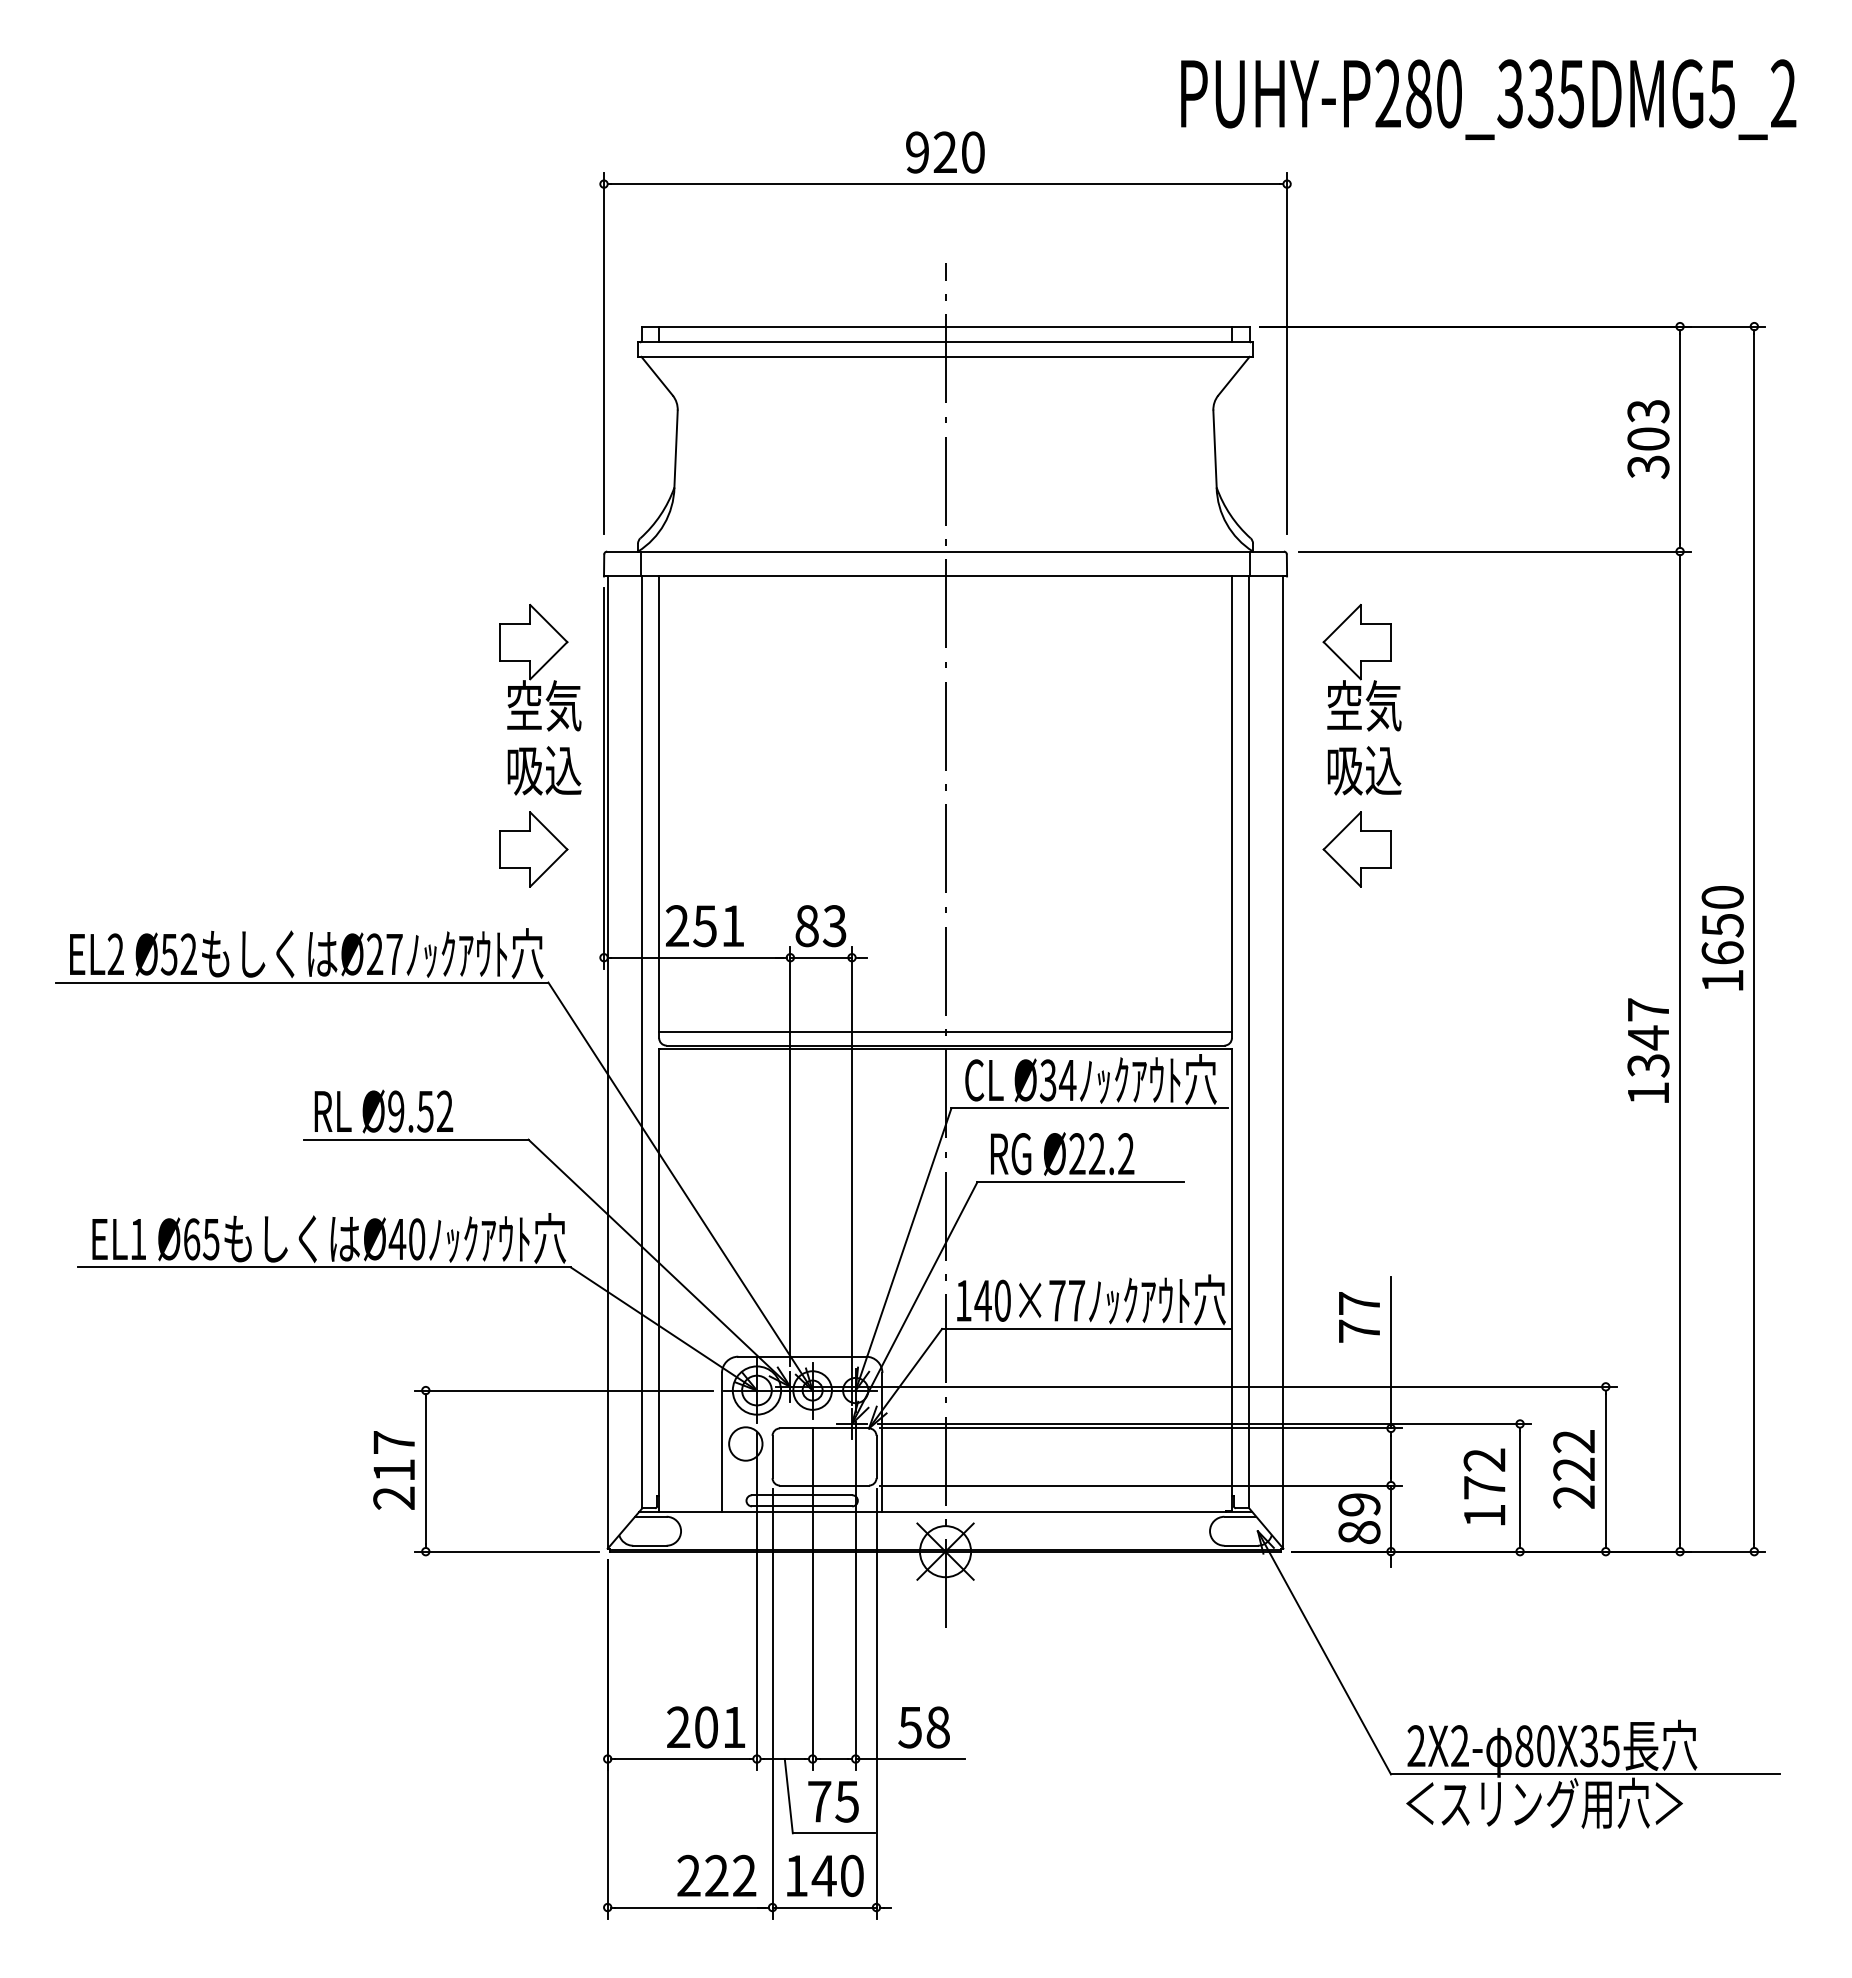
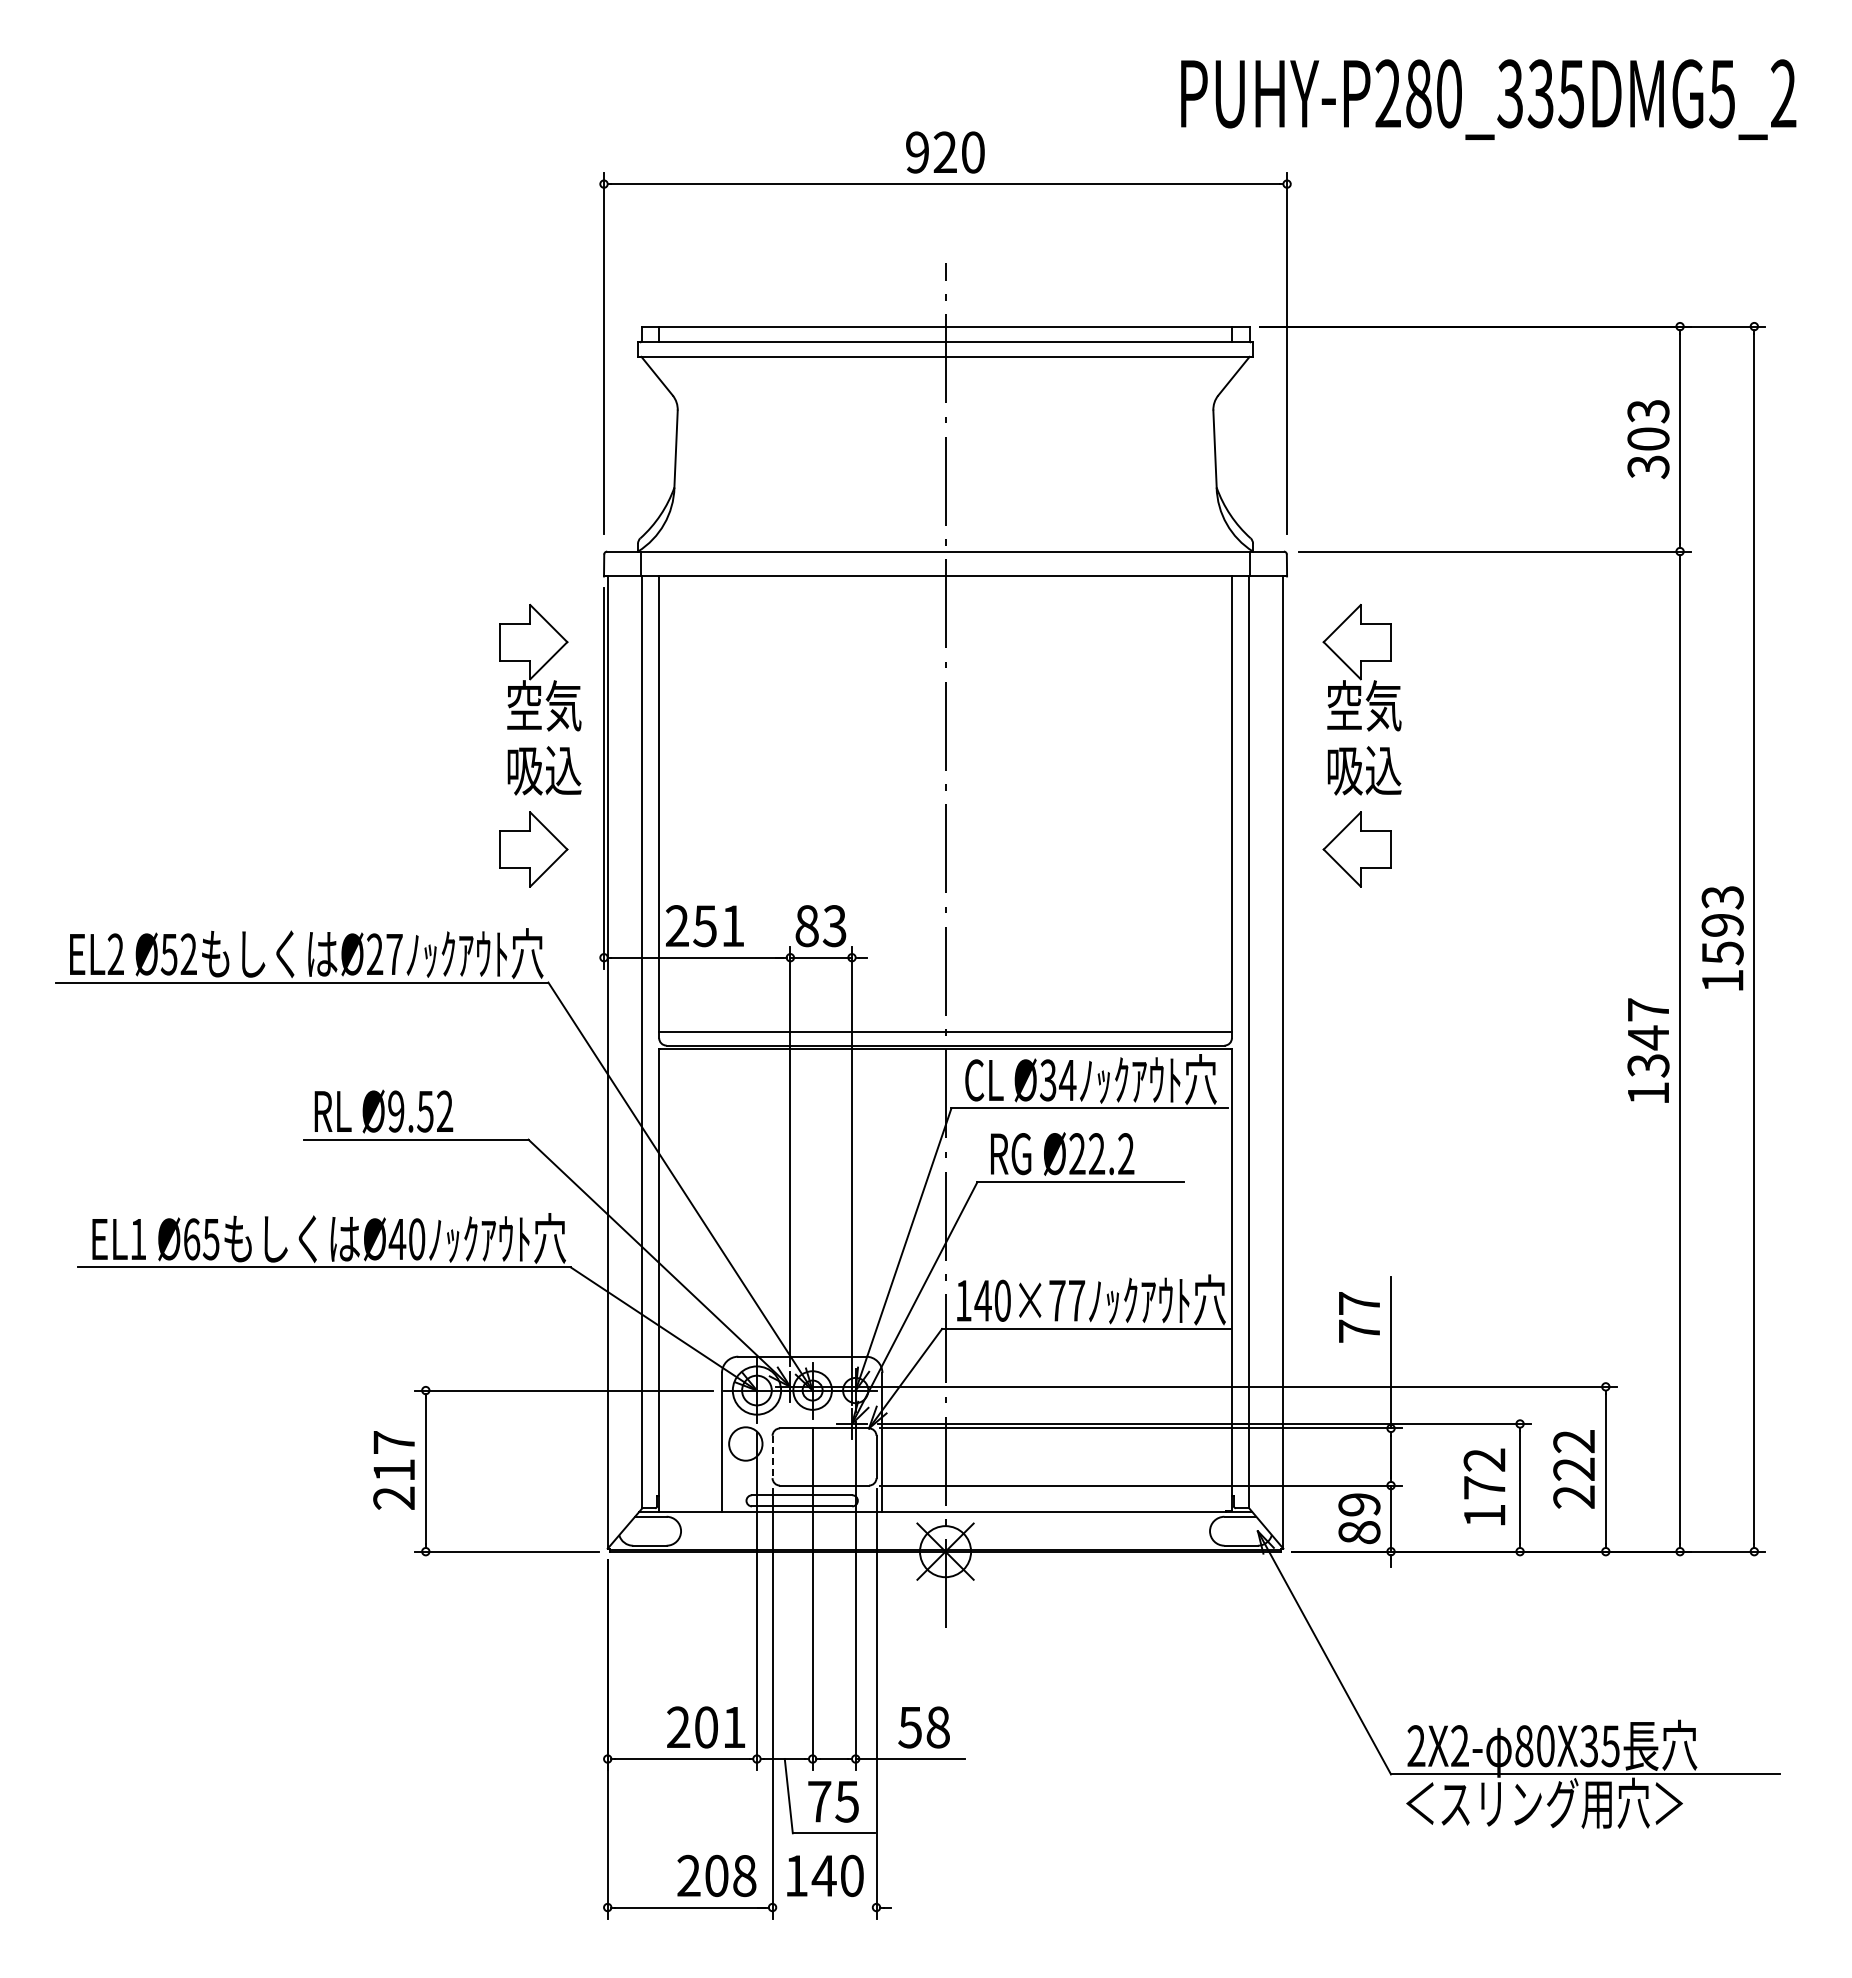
text: 1650 -> 1593 (1722, 925)
line: solid -> dashed (772, 1457)
text: 222 -> 208 (730, 1875)
line: present -> none (824, 1907)
